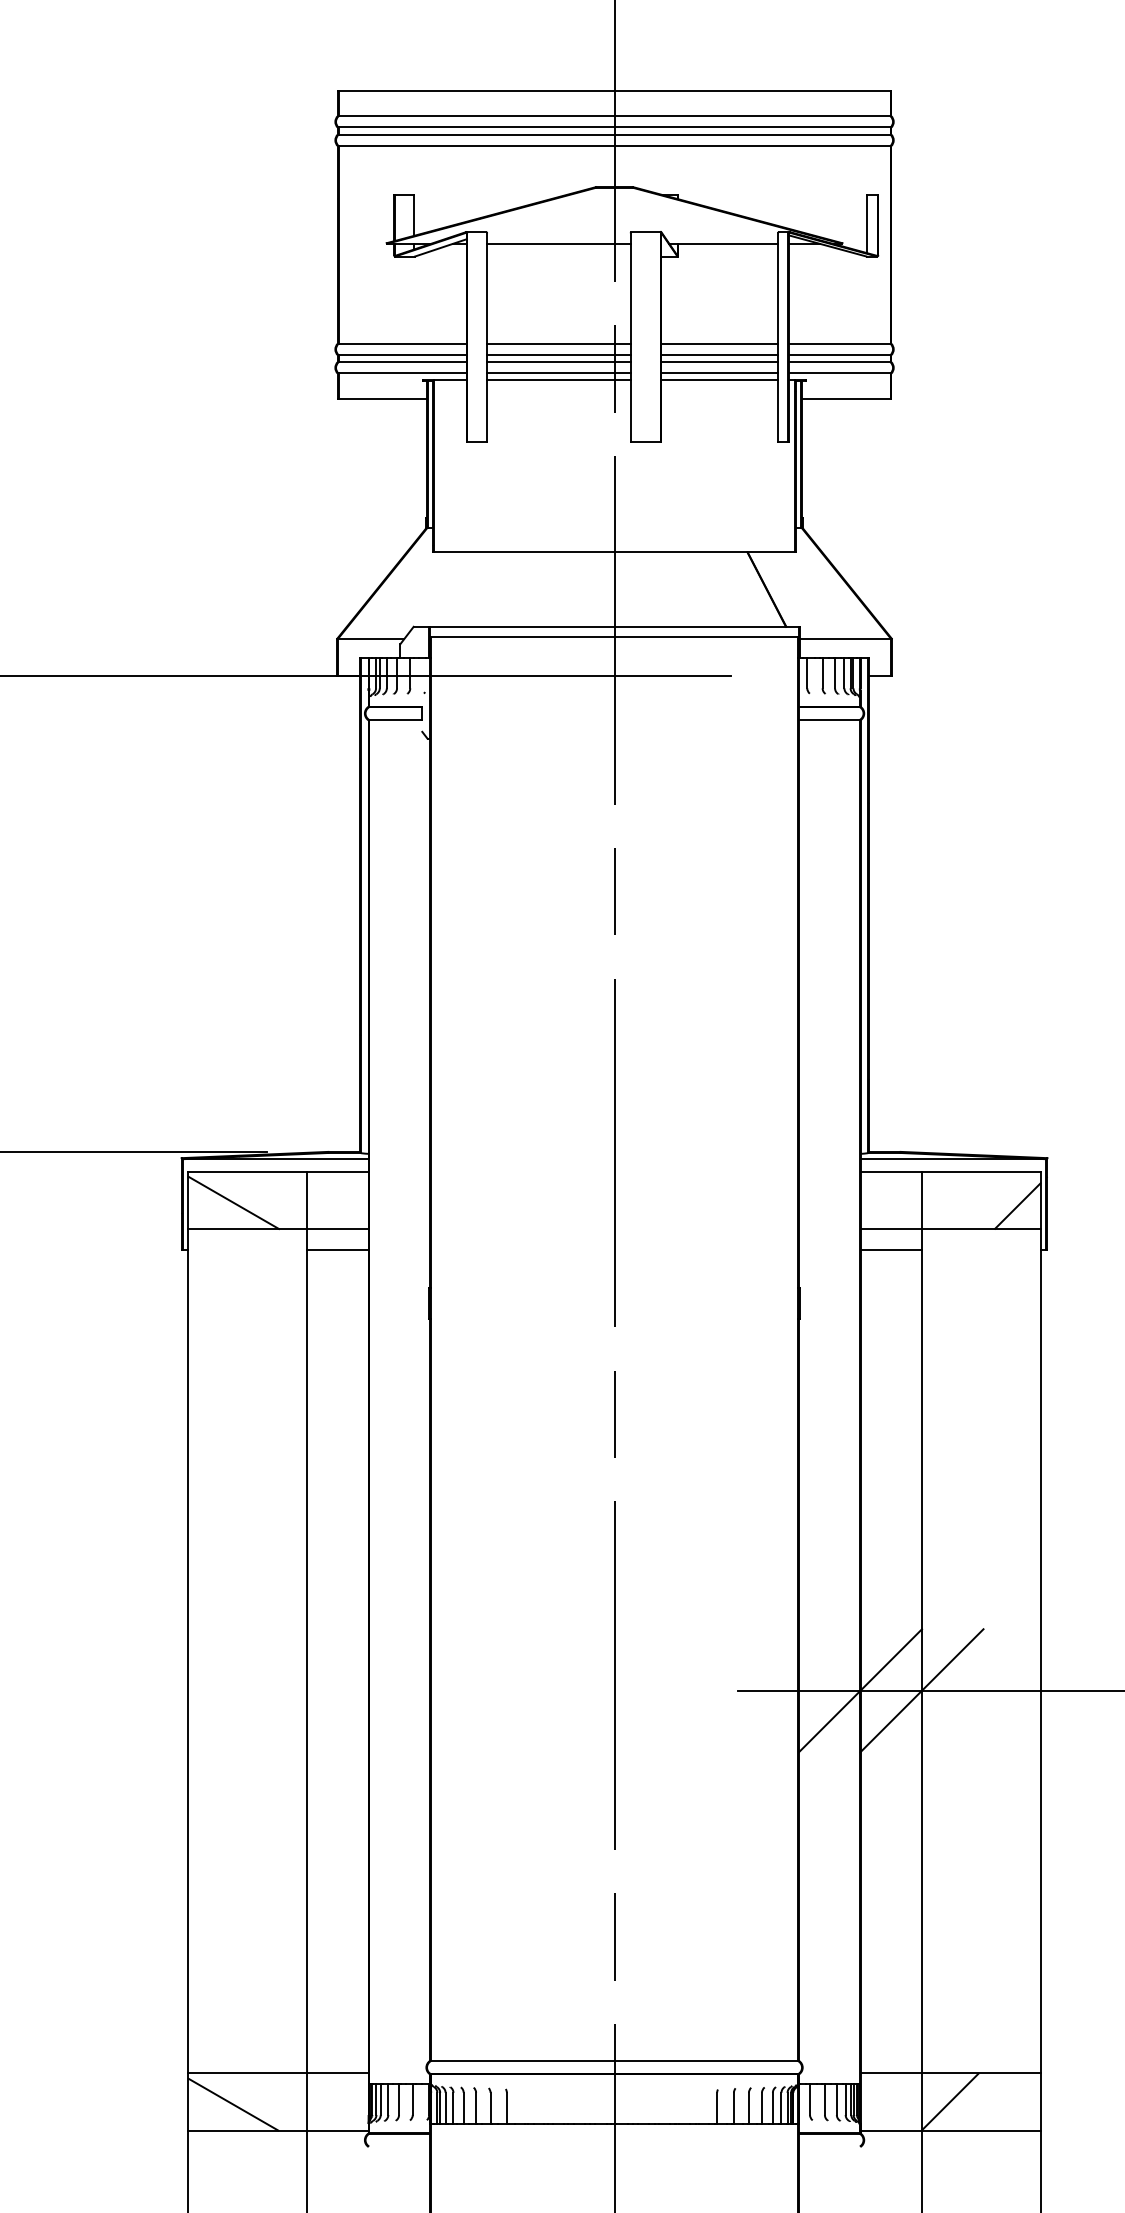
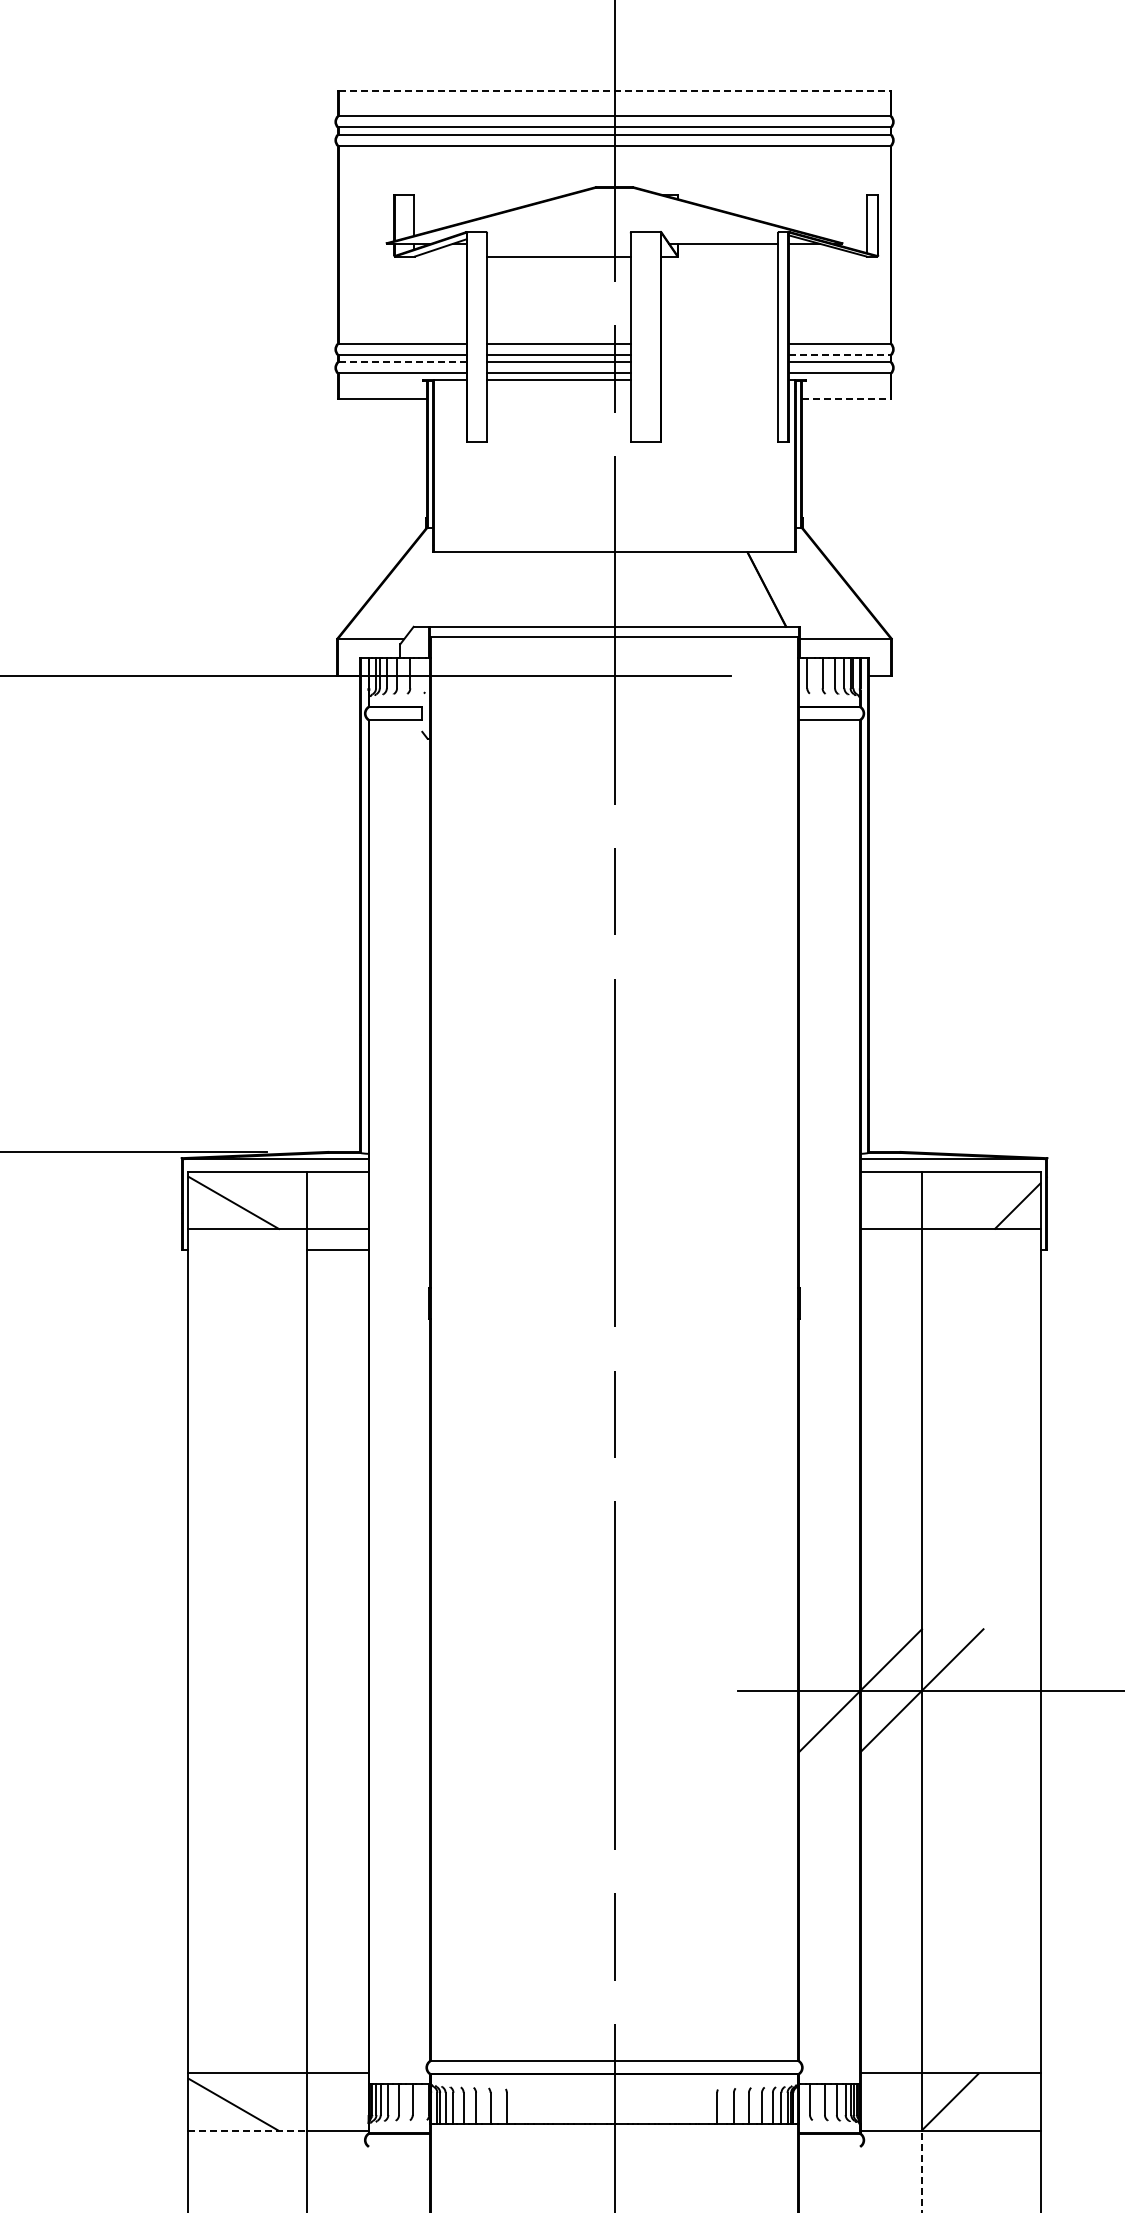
line: solid -> dashed (615, 91)
line position: (558, 243) -> (558, 256) (558, 256)
line: present -> none (719, 343)
line: present -> none (719, 354)
line: solid -> dashed (839, 354)
line: solid -> dashed (403, 362)
line: present -> none (719, 362)
line: present -> none (719, 373)
line: present -> none (719, 380)
line: solid -> dashed (846, 398)
line: present -> none (891, 1250)
line: solid -> dashed (247, 2130)
line: solid -> dashed (922, 2171)
